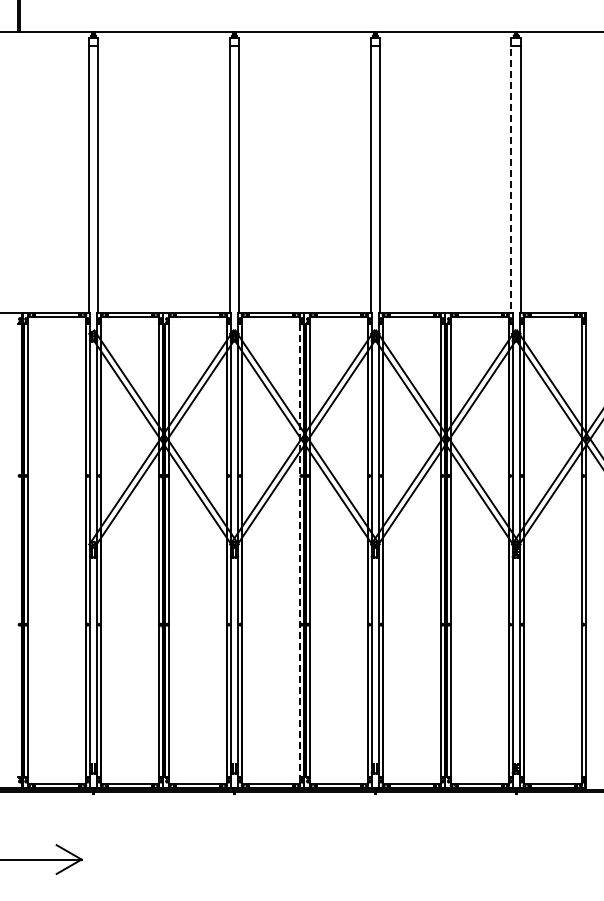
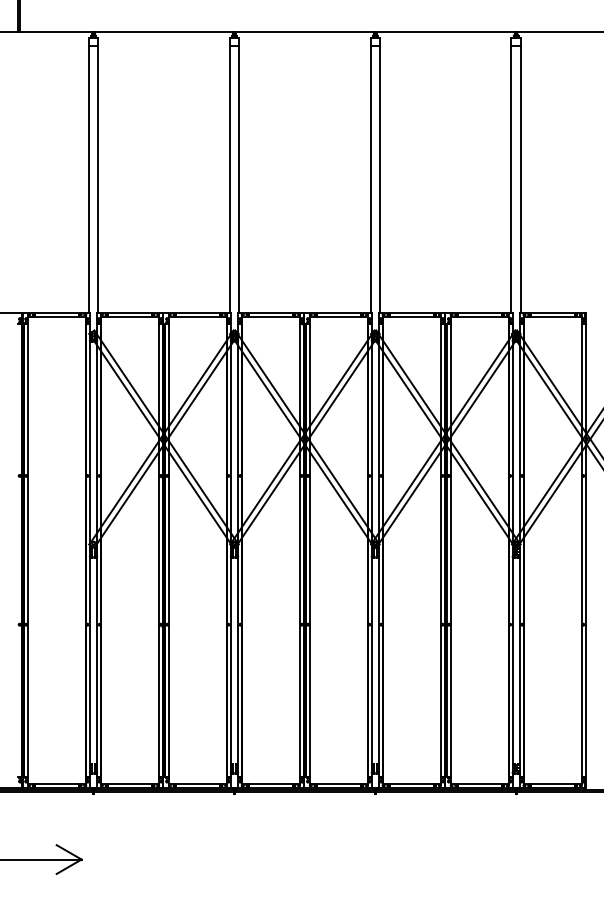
line: dashed -> solid (511, 175)
line: dashed -> solid (299, 550)
